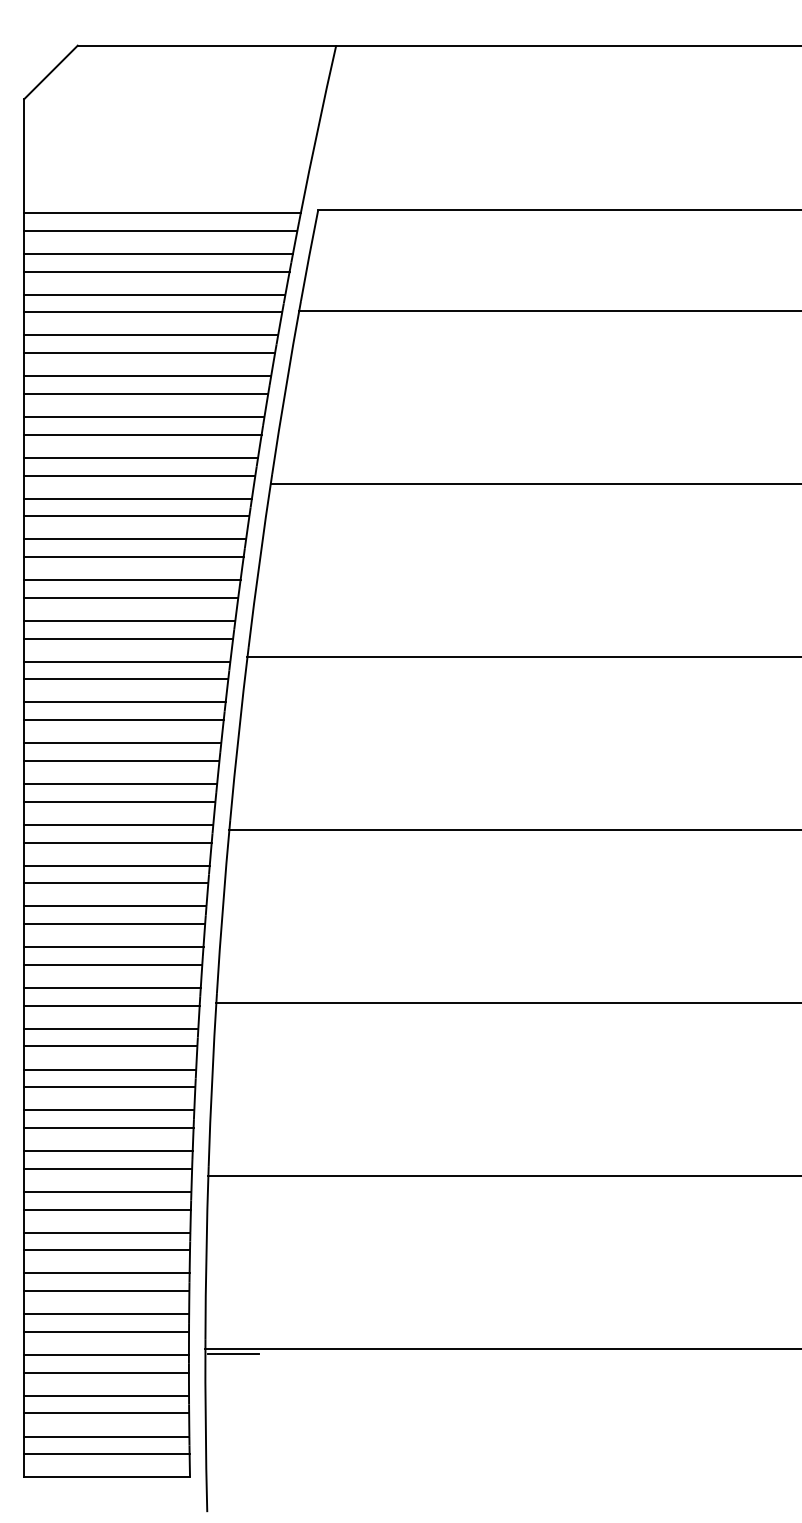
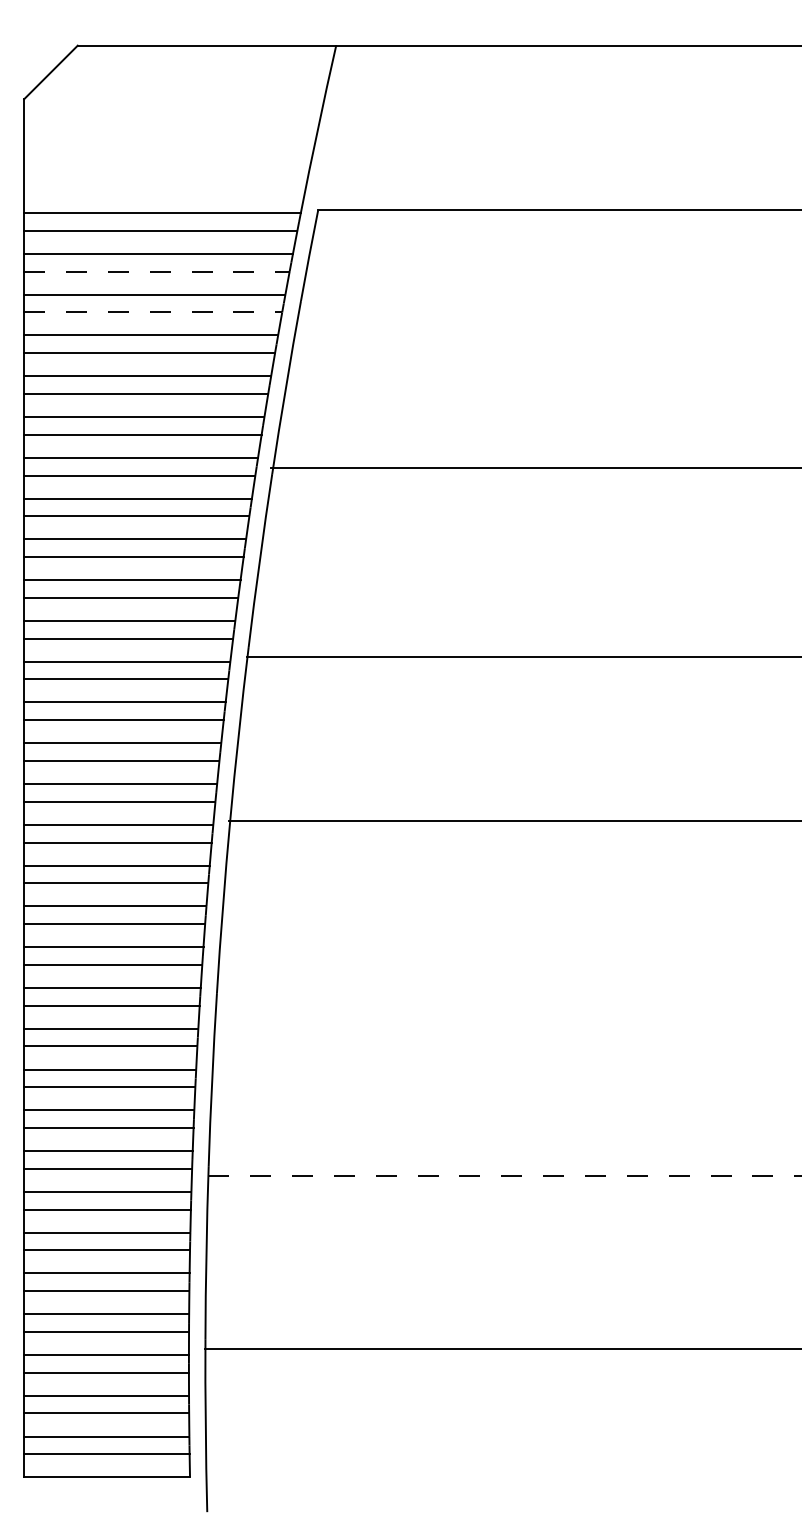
line: solid -> dashed (156, 271)
line: present -> none (548, 311)
line: solid -> dashed (153, 312)
line position: (534, 484) -> (534, 468) (534, 468)
line position: (513, 830) -> (513, 821) (513, 821)
line: present -> none (507, 1003)
line: solid -> dashed (505, 1176)
line: present -> none (233, 1353)
